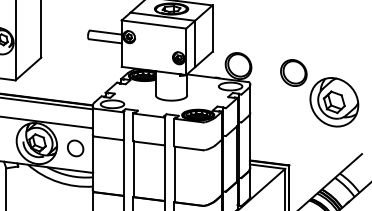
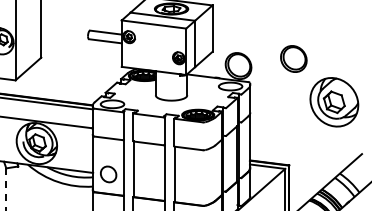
part position: (293, 72) -> (293, 58) (293, 58)
part position: (75, 148) -> (108, 174) (108, 174)
line: solid -> dashed (6, 189)
